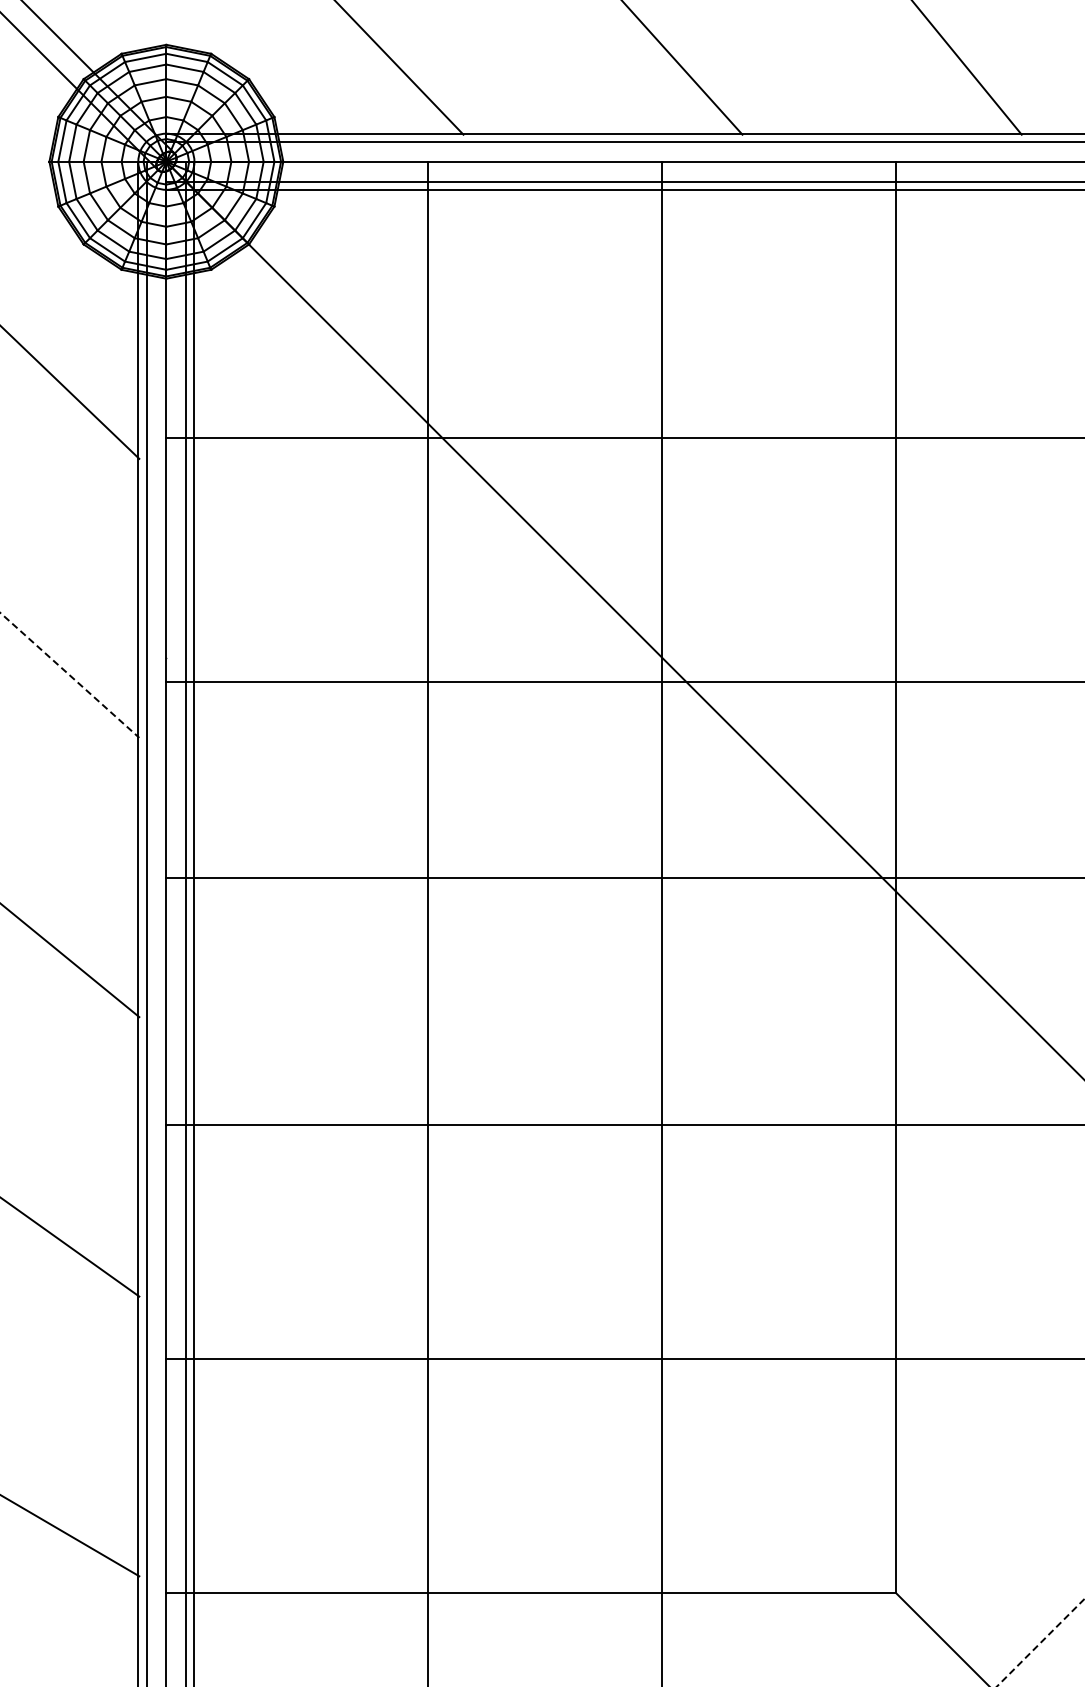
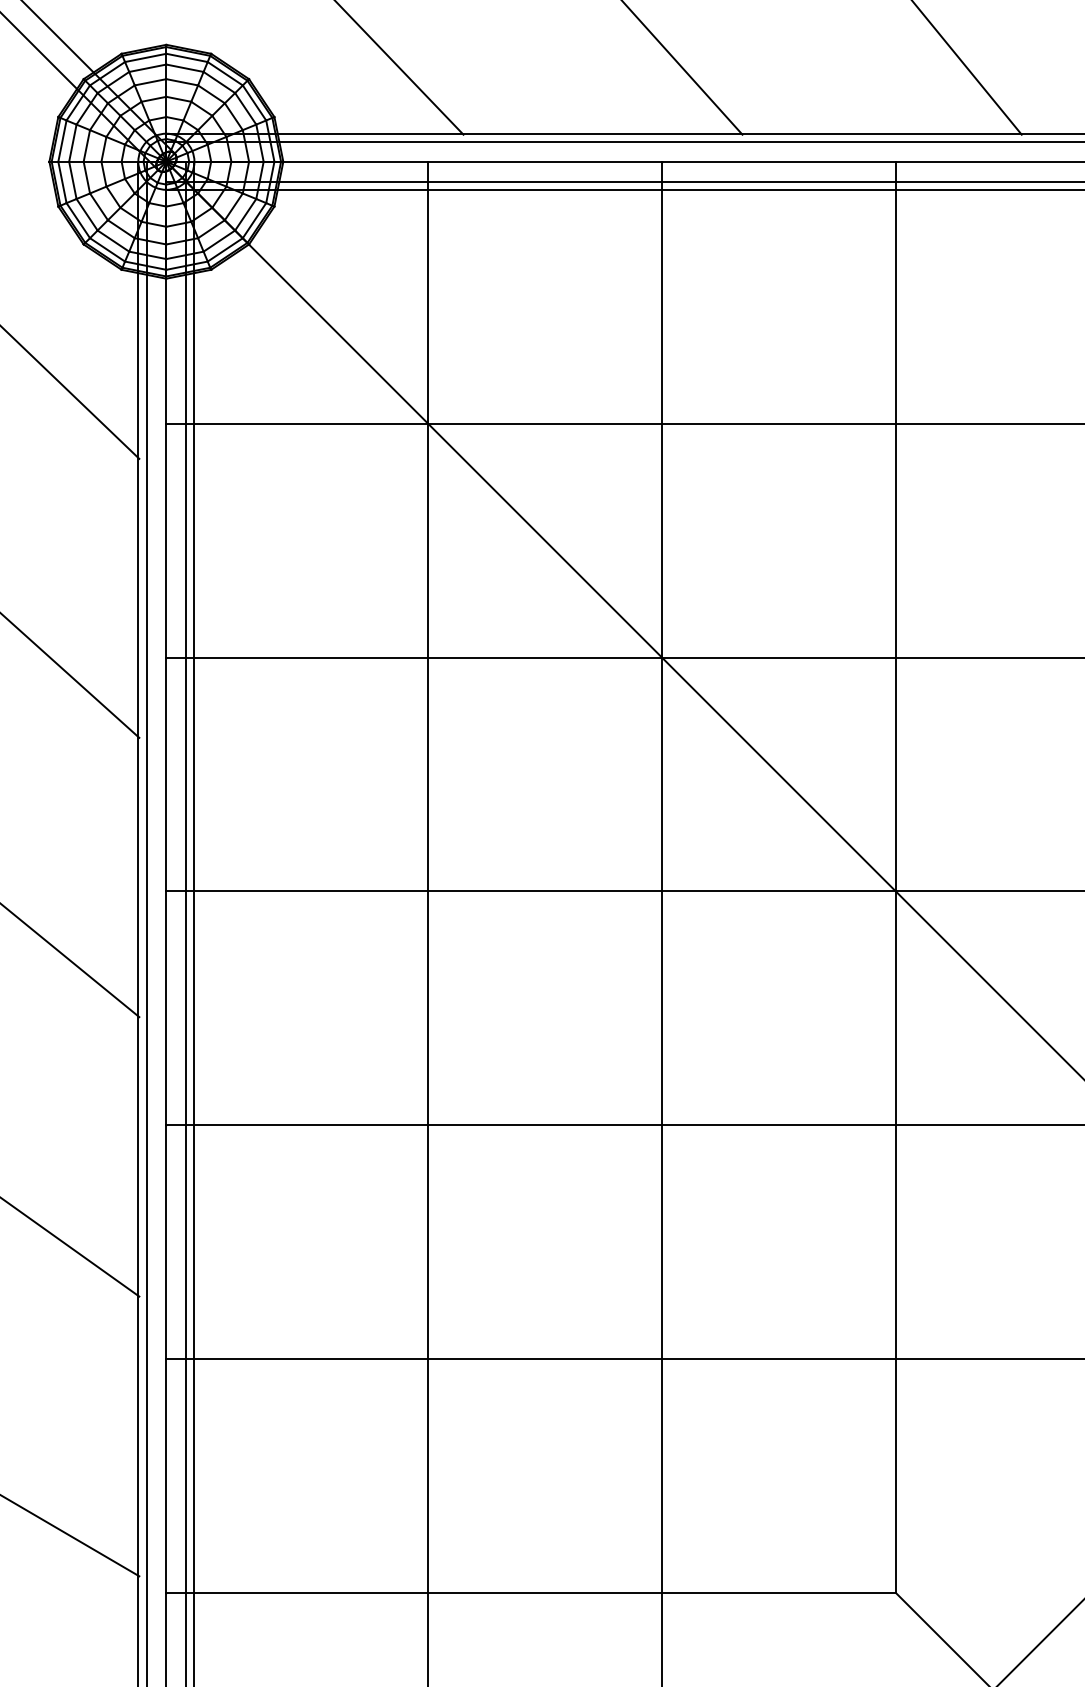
line position: (623, 437) -> (623, 423) (623, 423)
line: dashed -> solid (70, 675)
line position: (623, 681) -> (623, 657) (623, 657)
line position: (623, 878) -> (623, 891) (623, 891)
line: dashed -> solid (1040, 1642)
